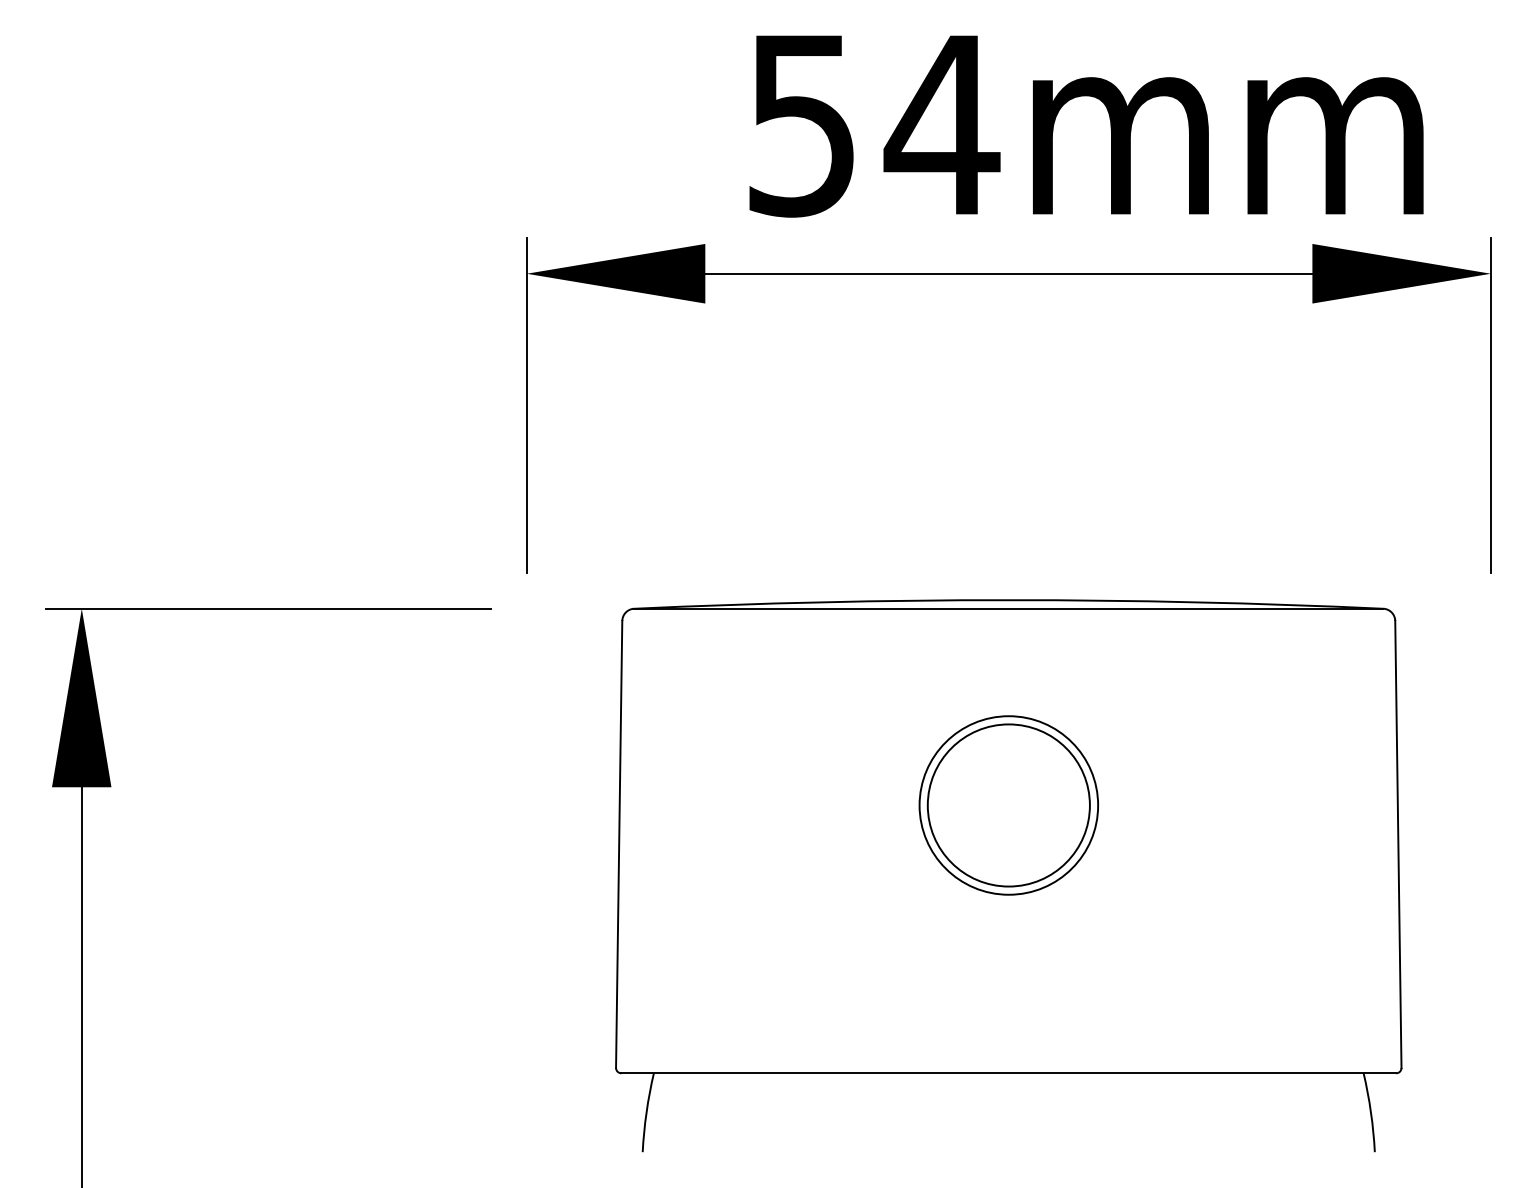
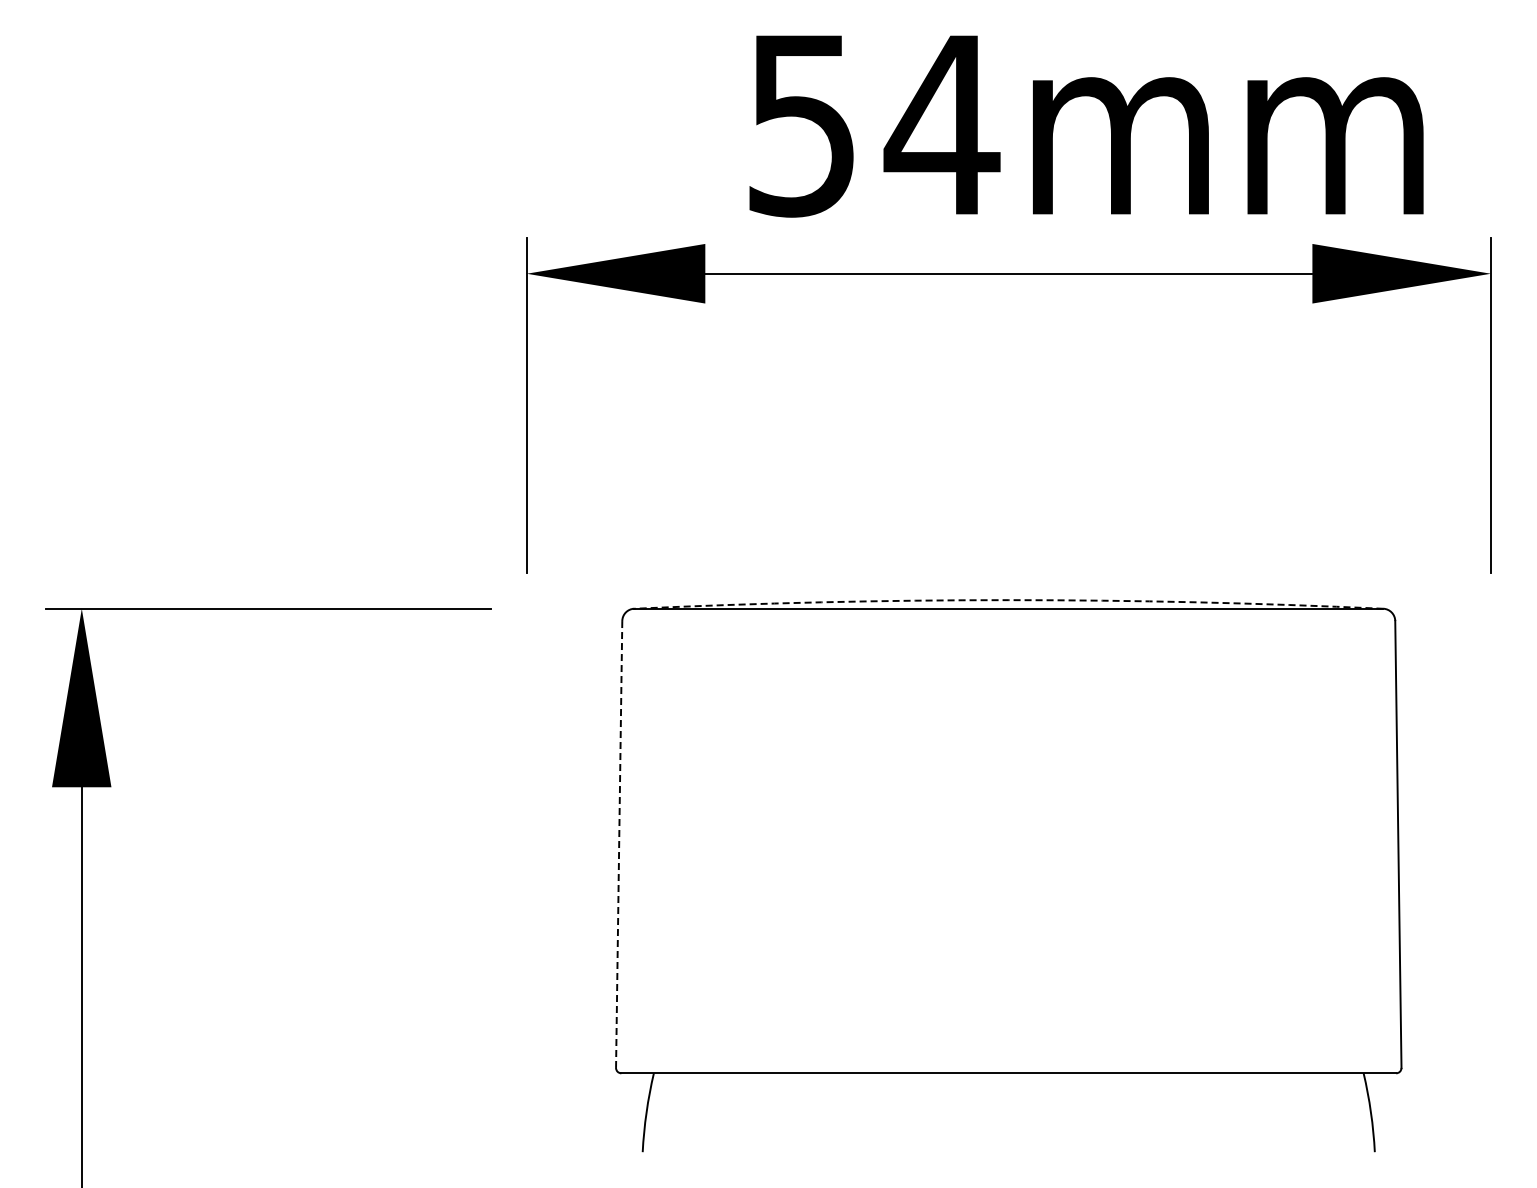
arc: solid -> dashed (1008, 600)
part: present -> none (1008, 805)
line: solid -> dashed (619, 845)
